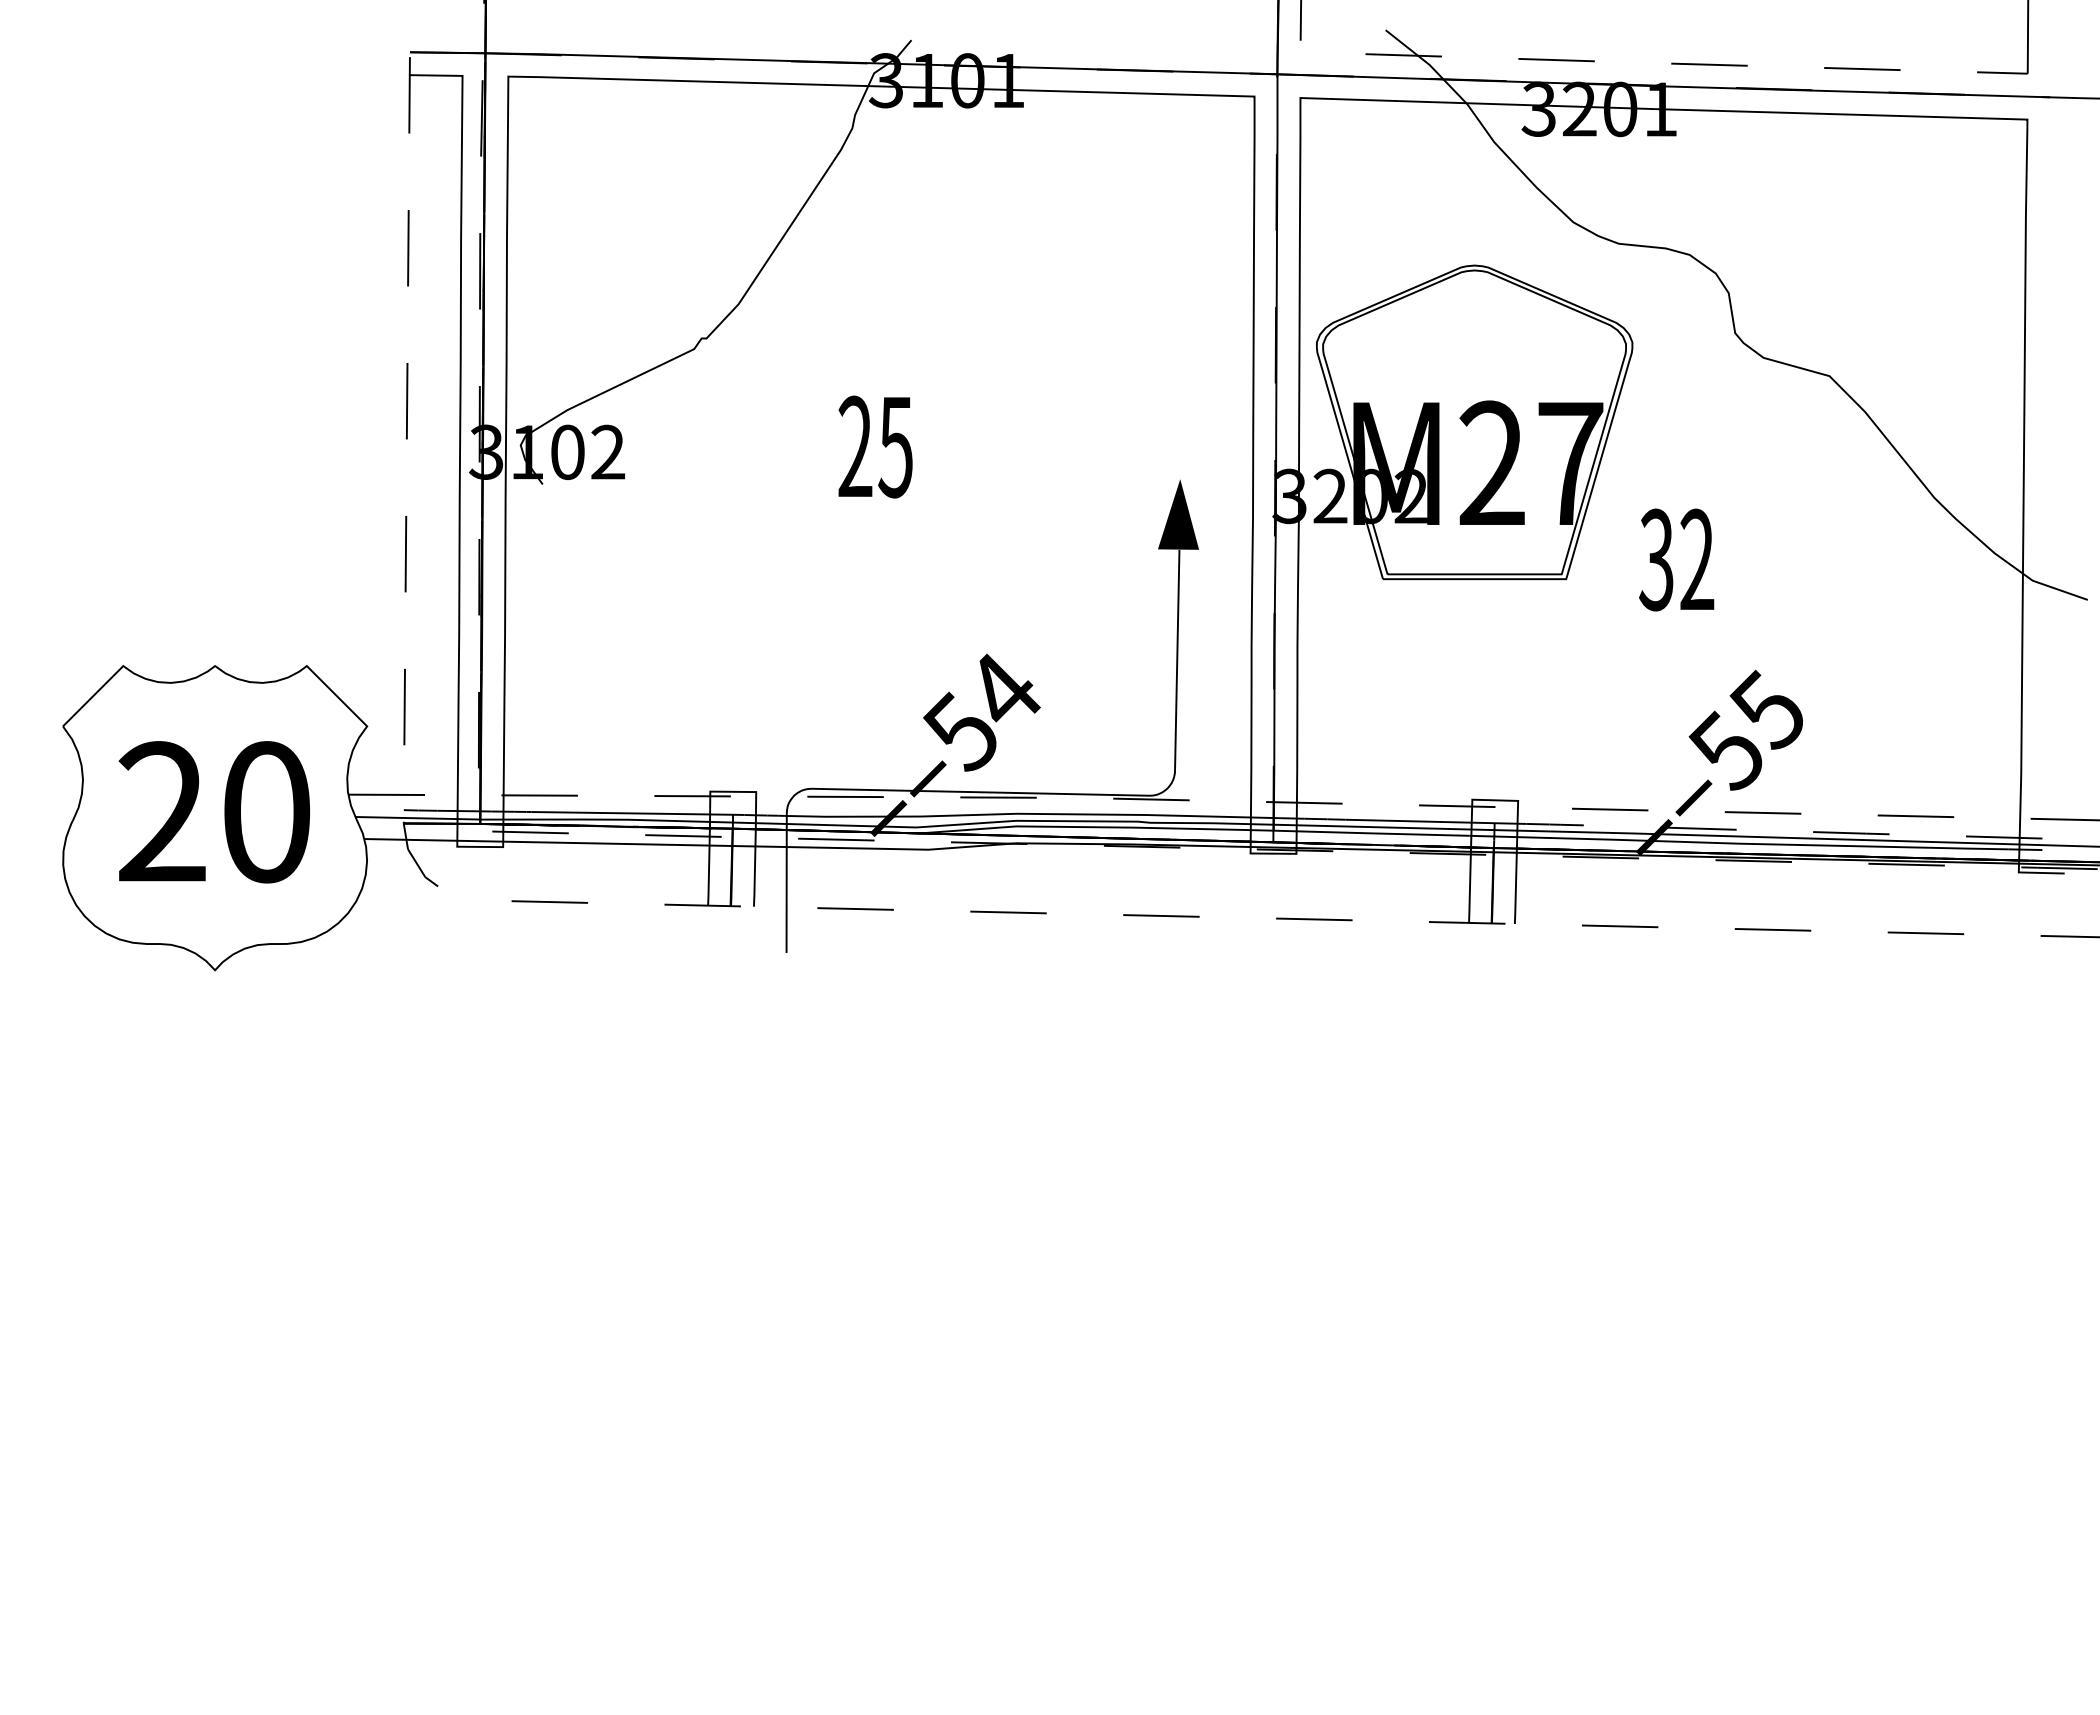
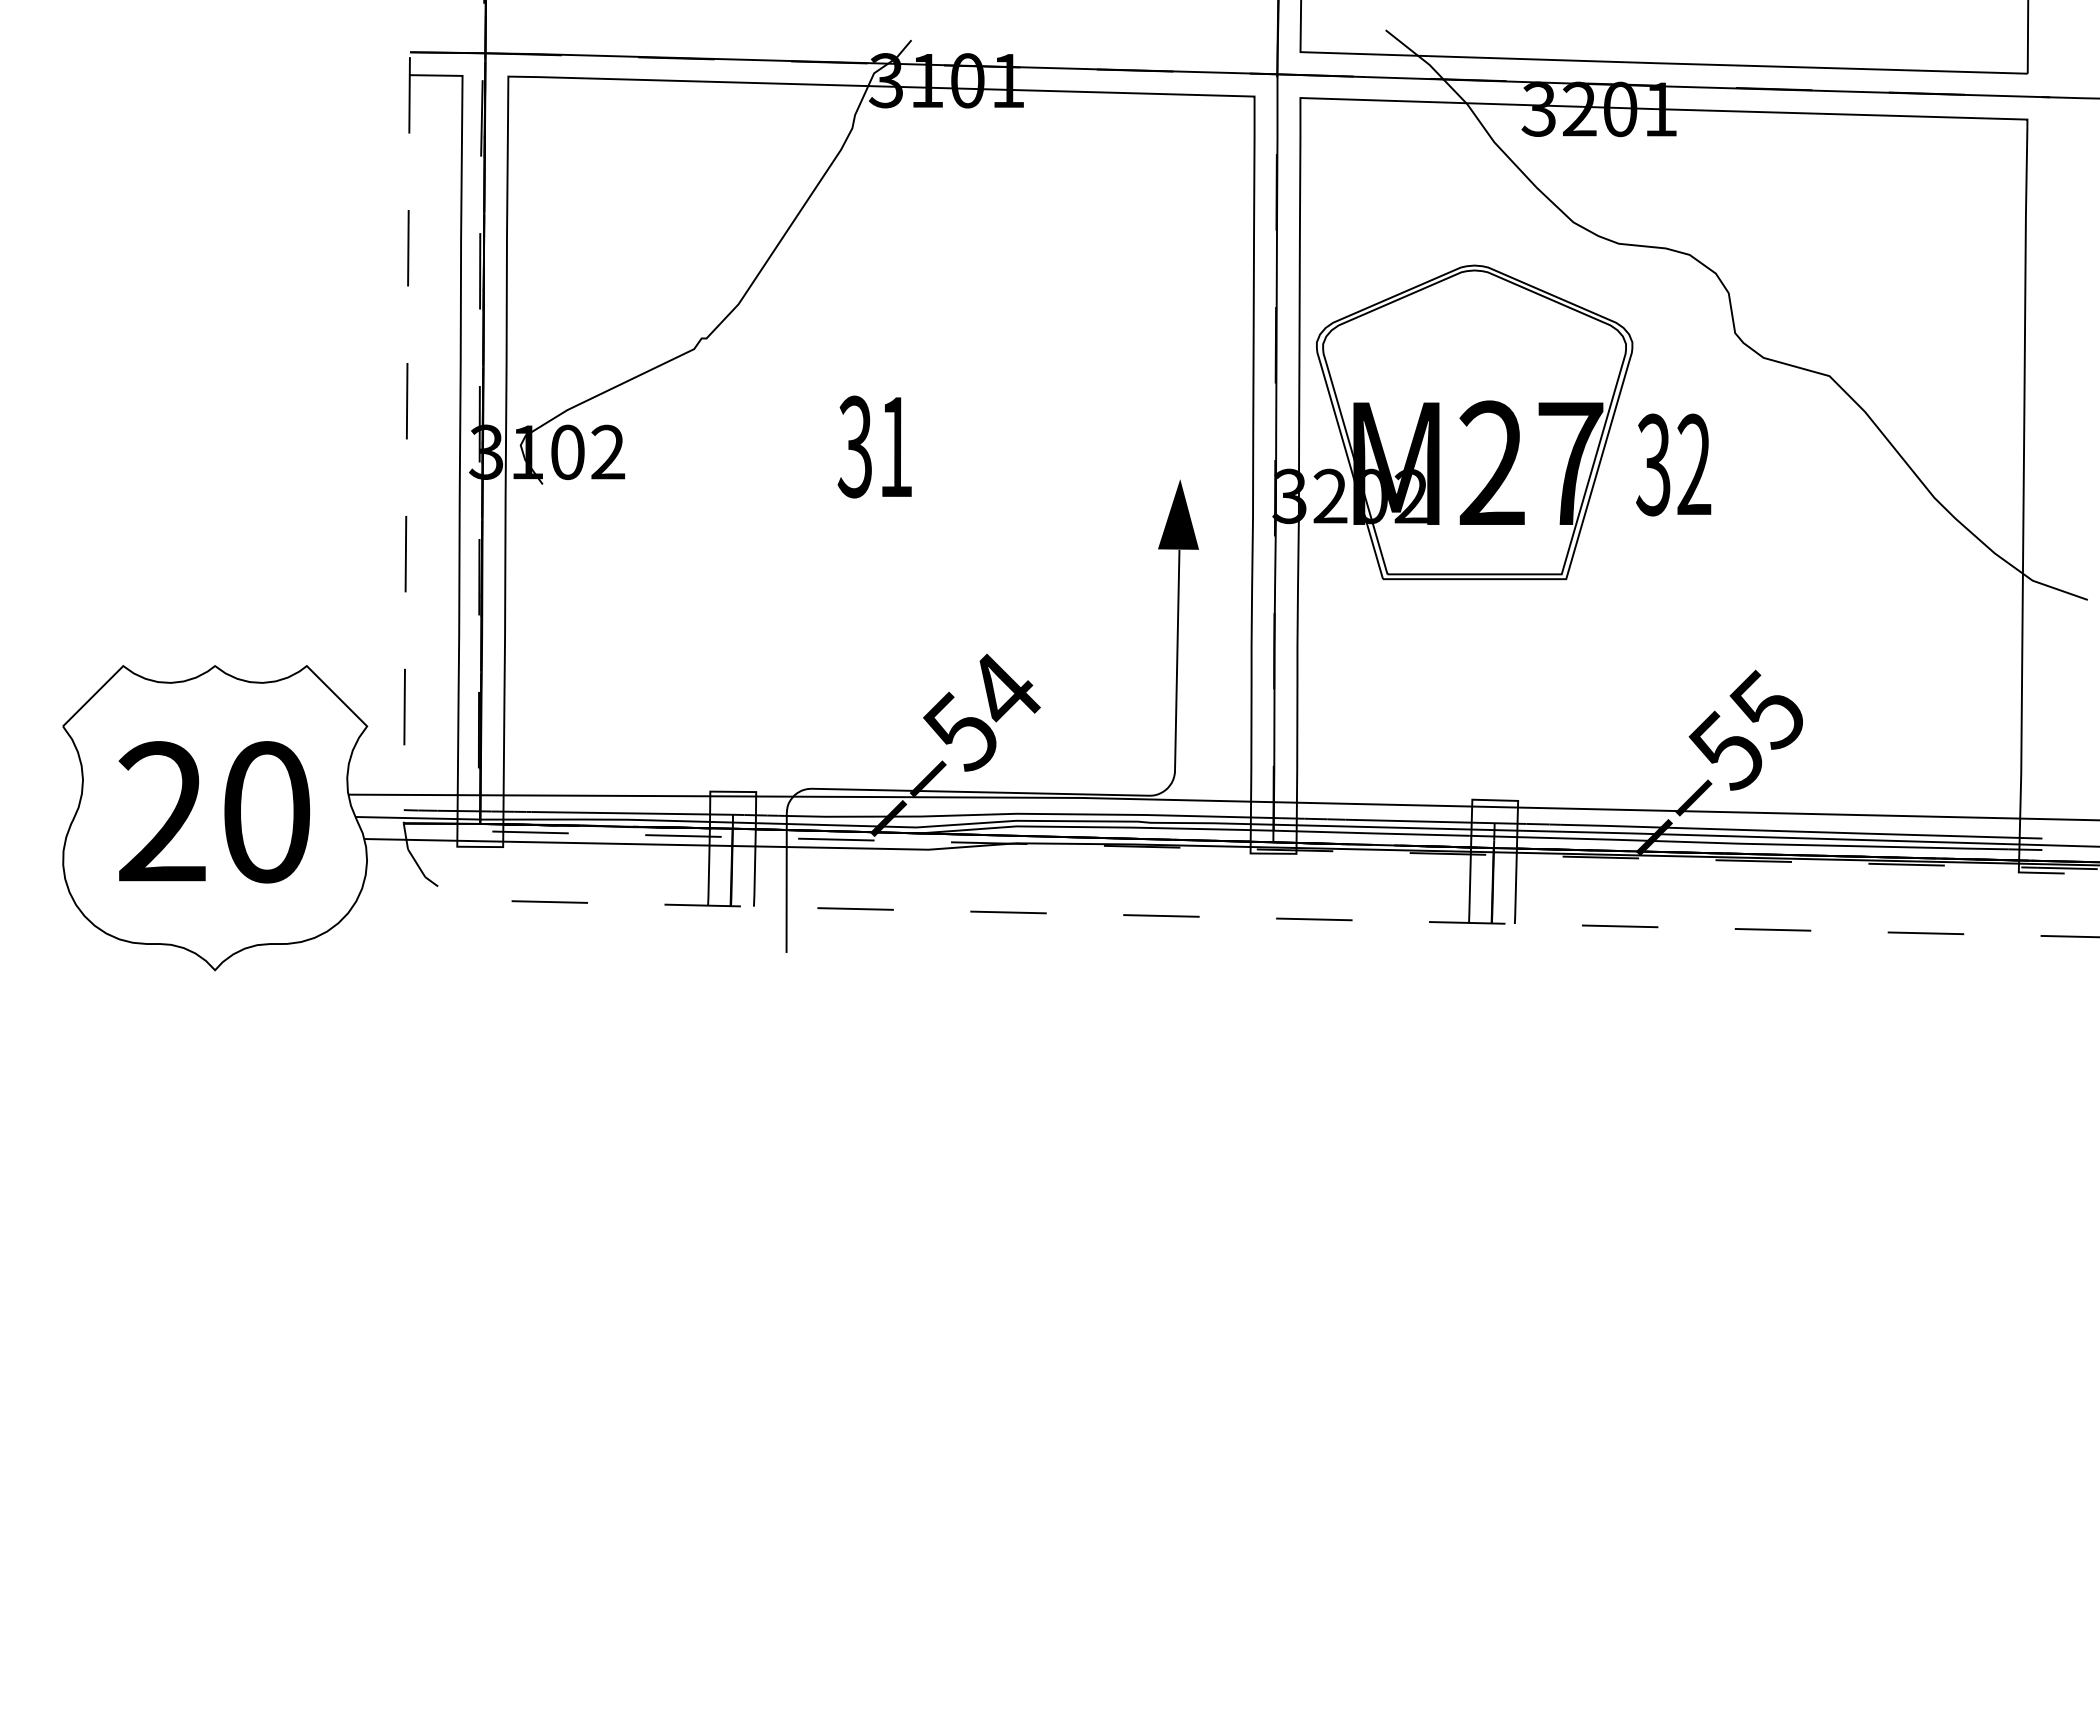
line: dashed -> solid (1638, 62)
text: 25 -> 31 (874, 447)
text position: (1676, 559) -> (1673, 464) (1673, 464)
line: dashed -> solid (1175, 800)
line: dashed -> solid (1803, 831)
